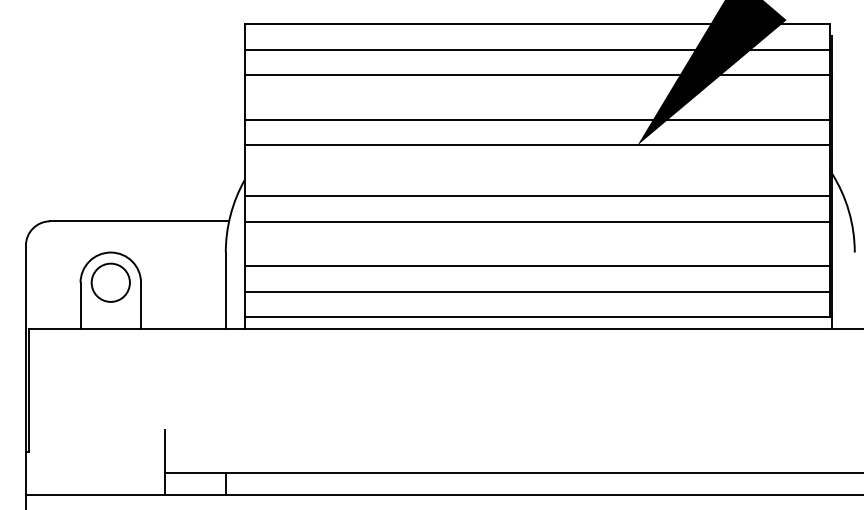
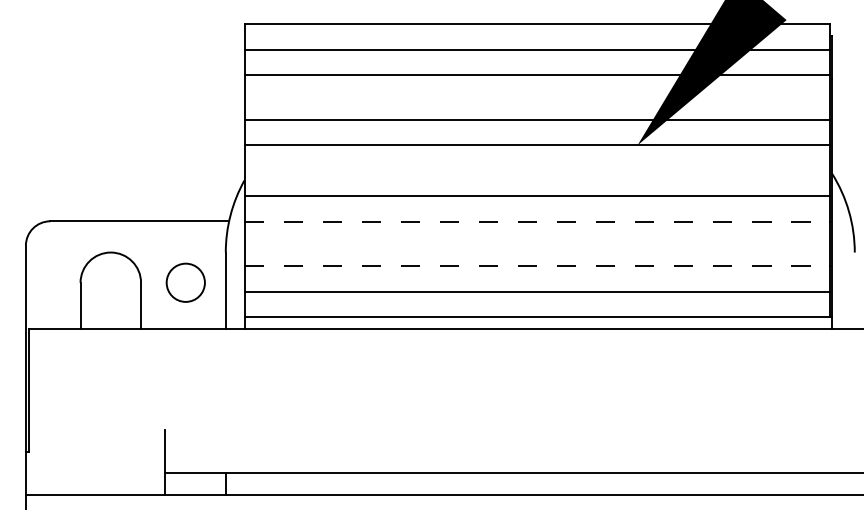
line: solid -> dashed (537, 221)
line: solid -> dashed (537, 266)
circle position: (110, 282) -> (185, 282) (185, 282)
